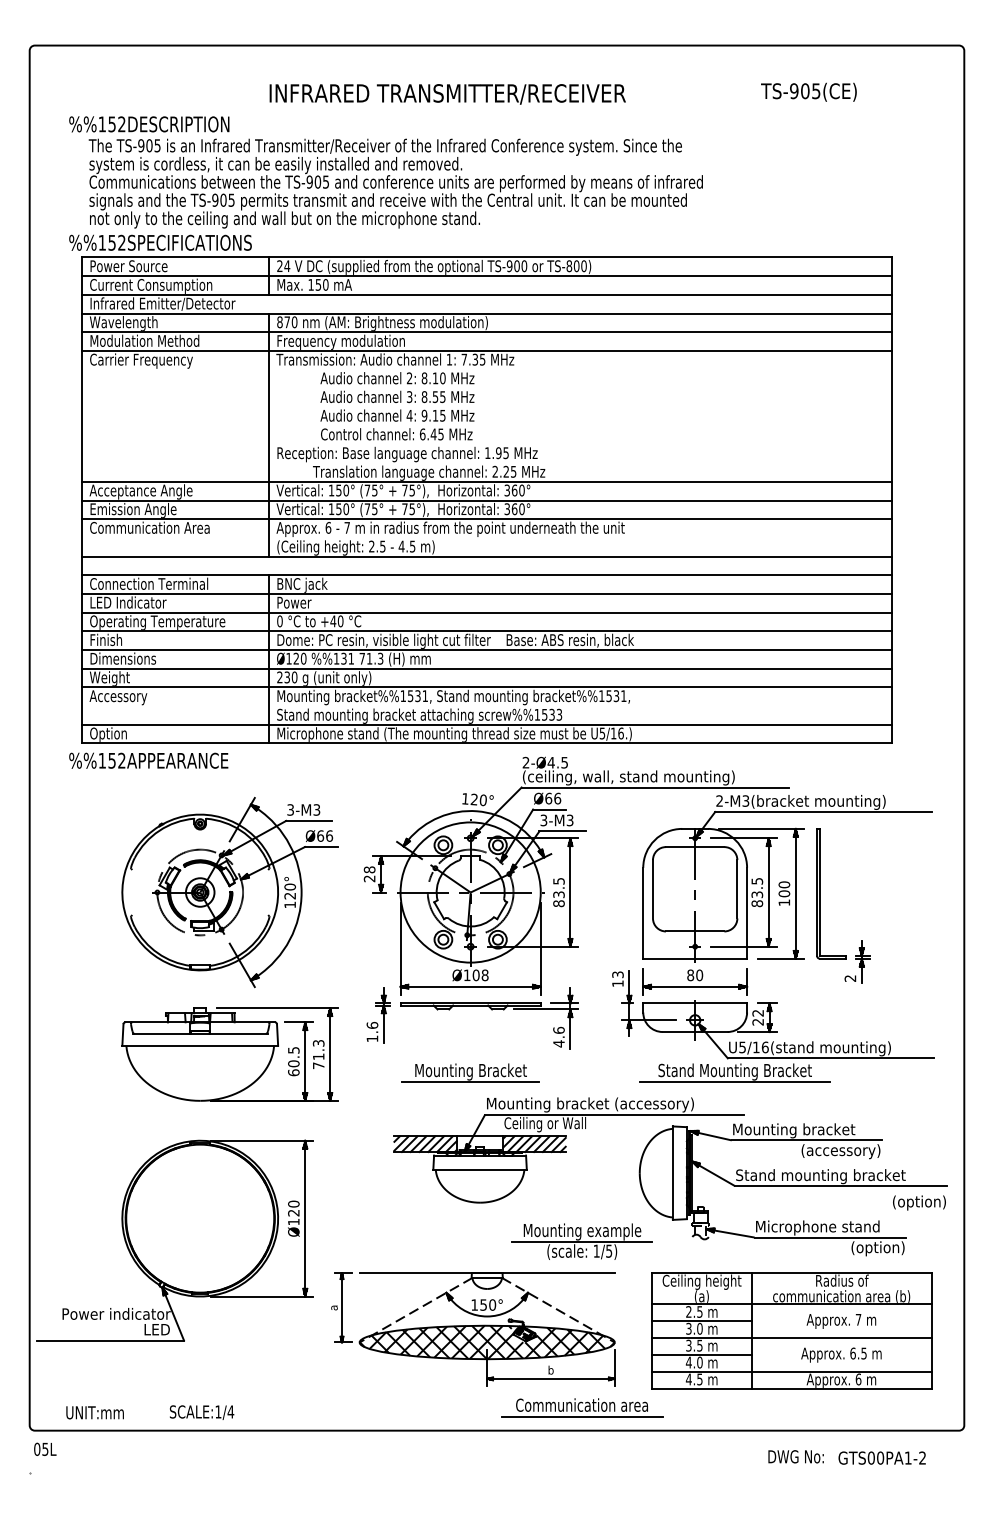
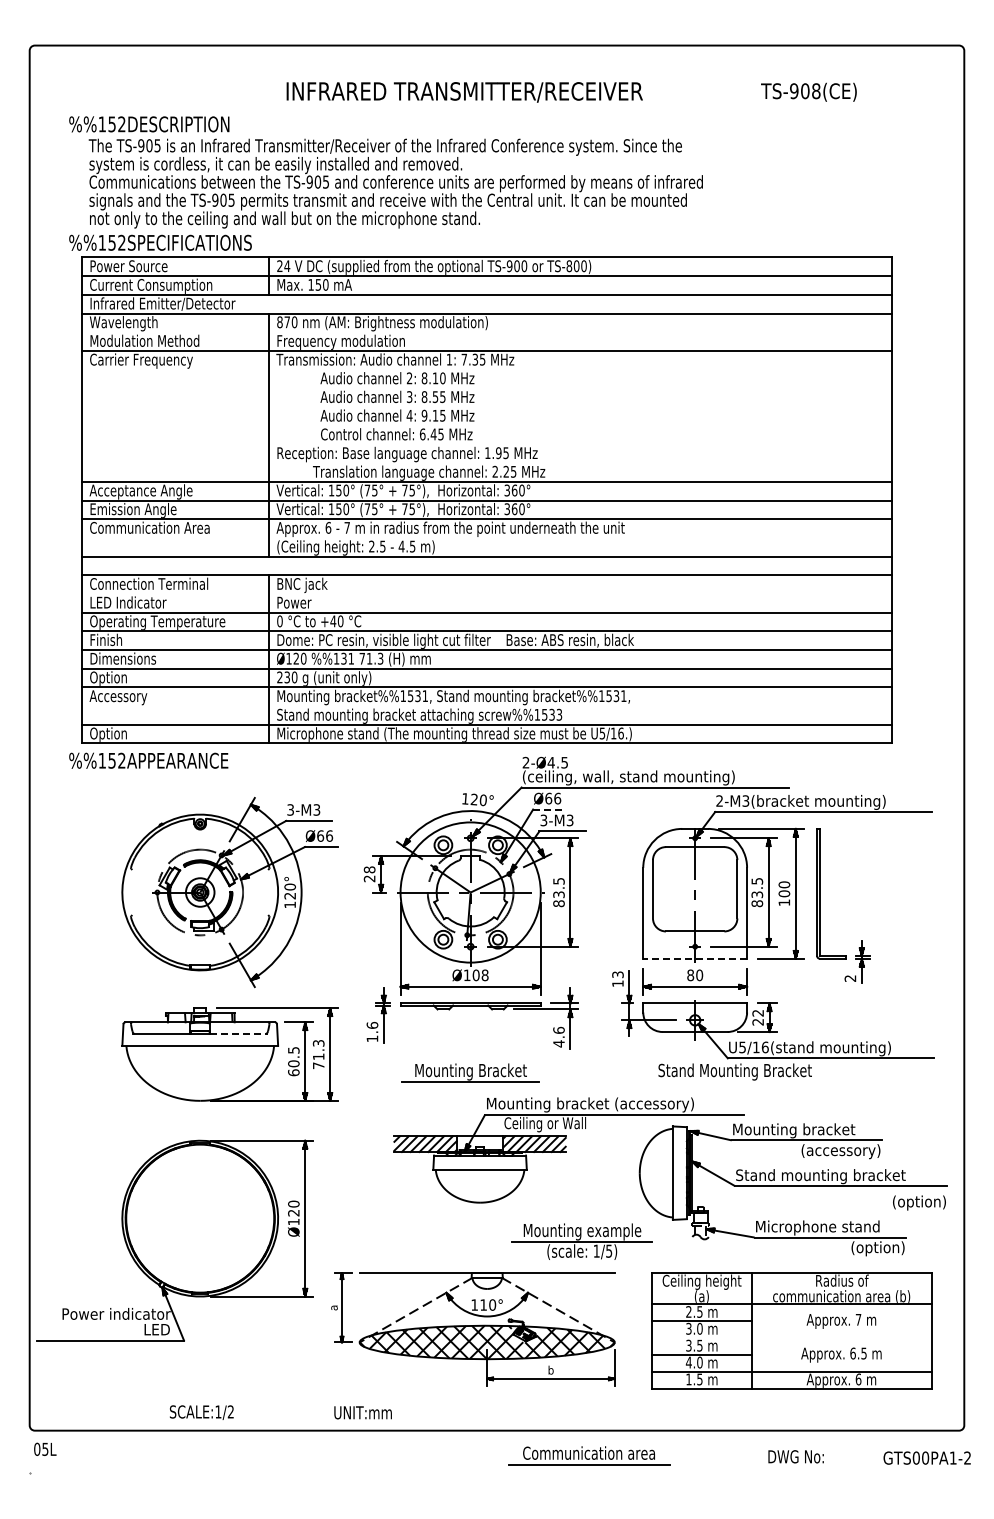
text: TS-905(CE) -> TS-908(CE) (816, 91)
text position: (447, 94) -> (464, 92) (464, 92)
line: present -> none (486, 332)
line: present -> none (486, 593)
text: Weight -> Option (109, 678)
line: solid -> dashed (549, 809)
line: solid -> dashed (695, 958)
line: solid -> dashed (238, 1034)
line: present -> none (734, 1082)
text: 150° -> 110° (483, 1304)
line: present -> none (791, 1338)
text: 4.5 -> 1.5 (688, 1379)
part position: (582, 1407) -> (589, 1455) (589, 1455)
text: SCALE:1/4 -> SCALE:1/2 (230, 1411)
text position: (94, 1412) -> (362, 1412) (362, 1412)
text position: (881, 1457) -> (926, 1457) (926, 1457)
